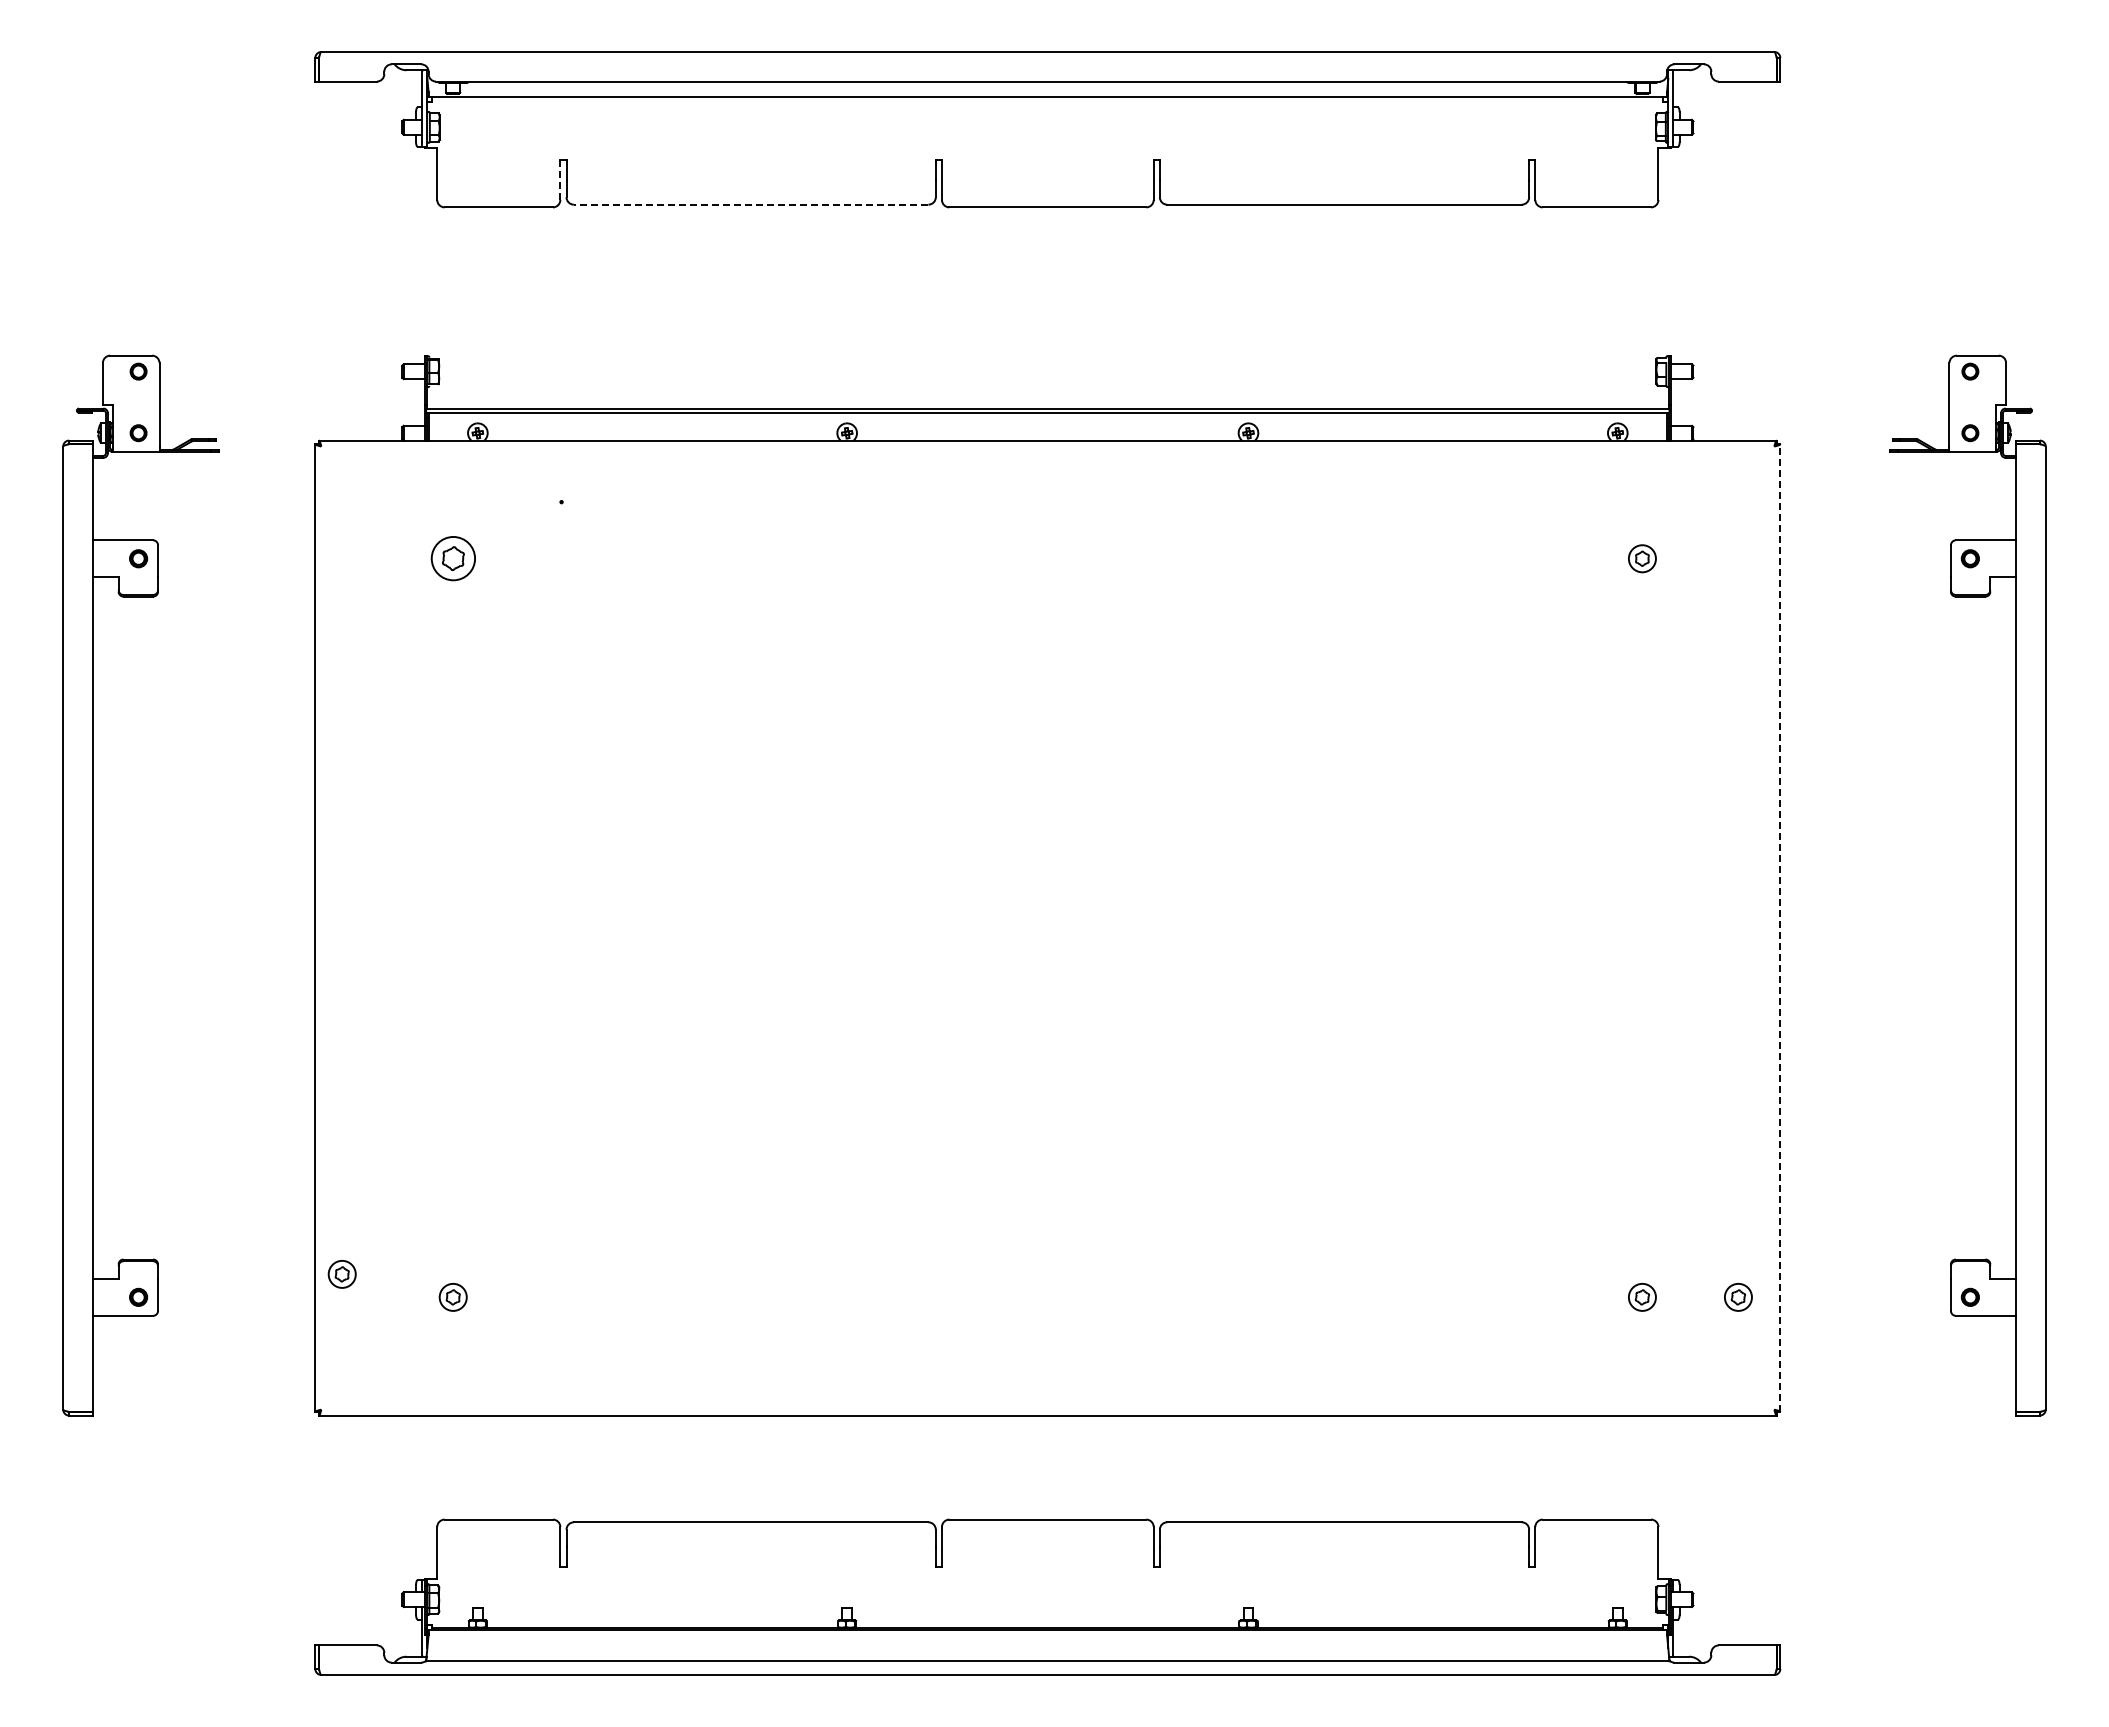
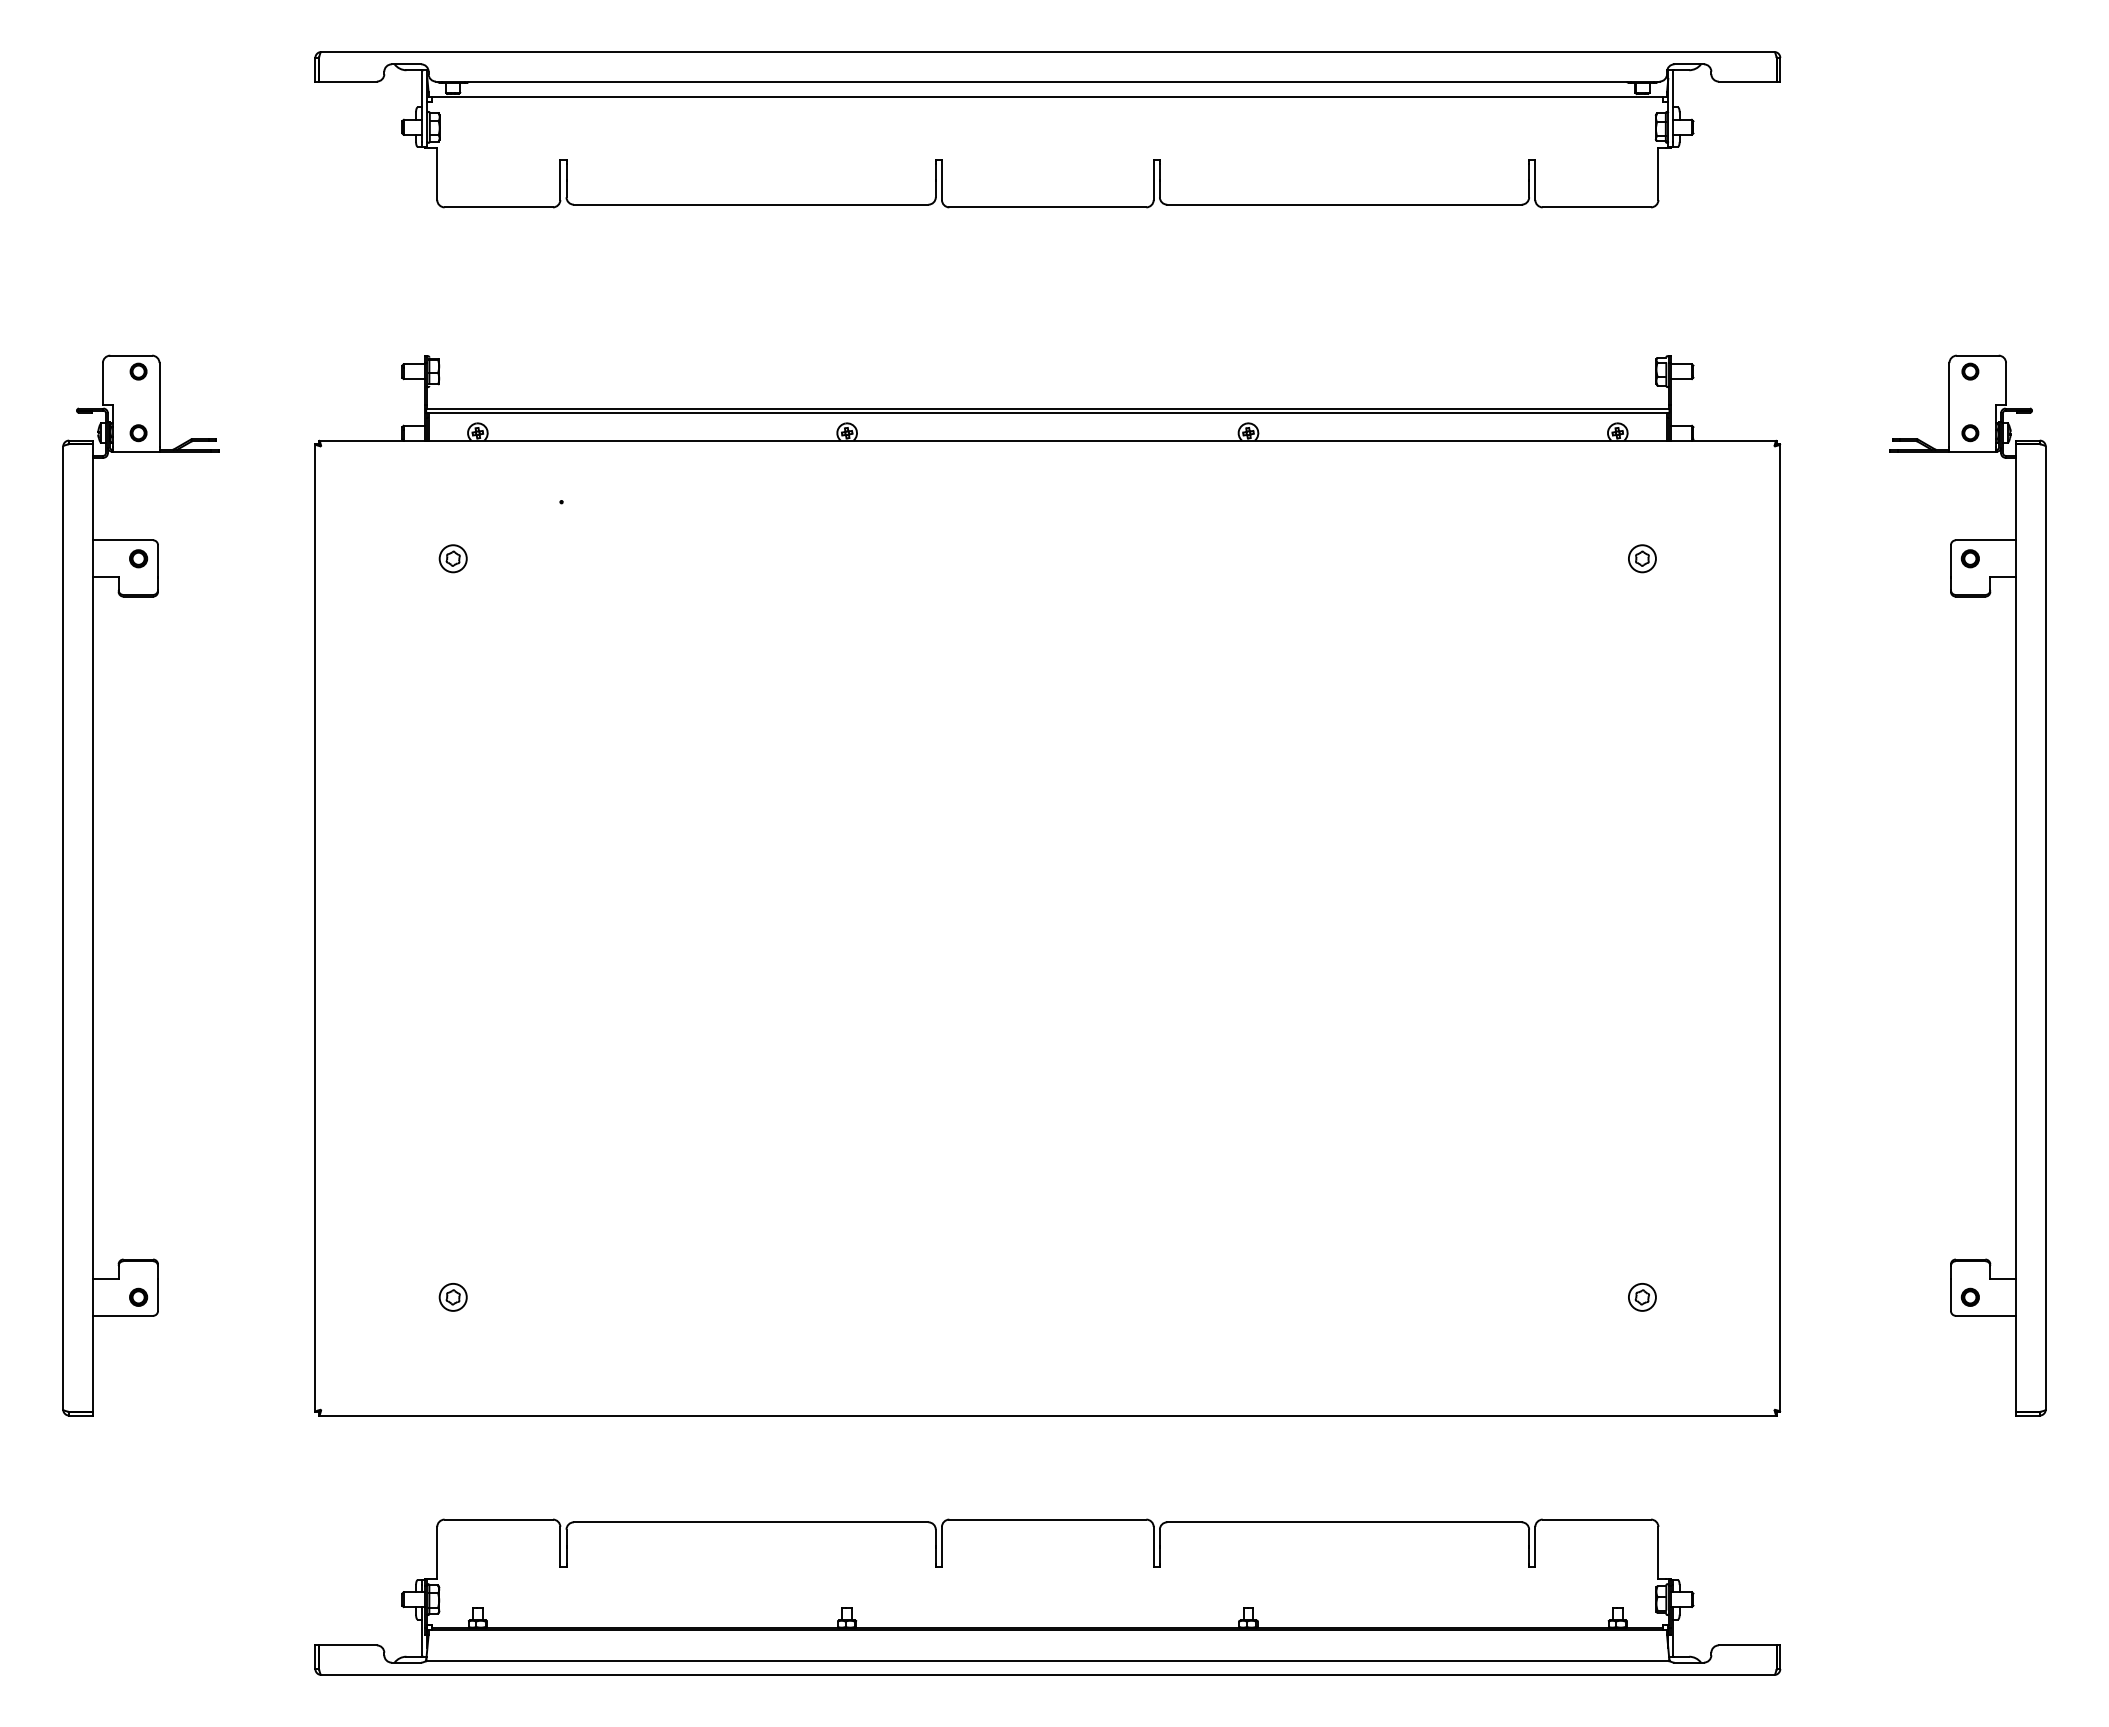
line: dashed -> solid (560, 180)
line: dashed -> solid (750, 204)
part size: 46x46 px -> 30x30 px (452, 558)
line: dashed -> solid (1780, 928)
part: present -> none (341, 1274)
part: present -> none (1738, 1297)
